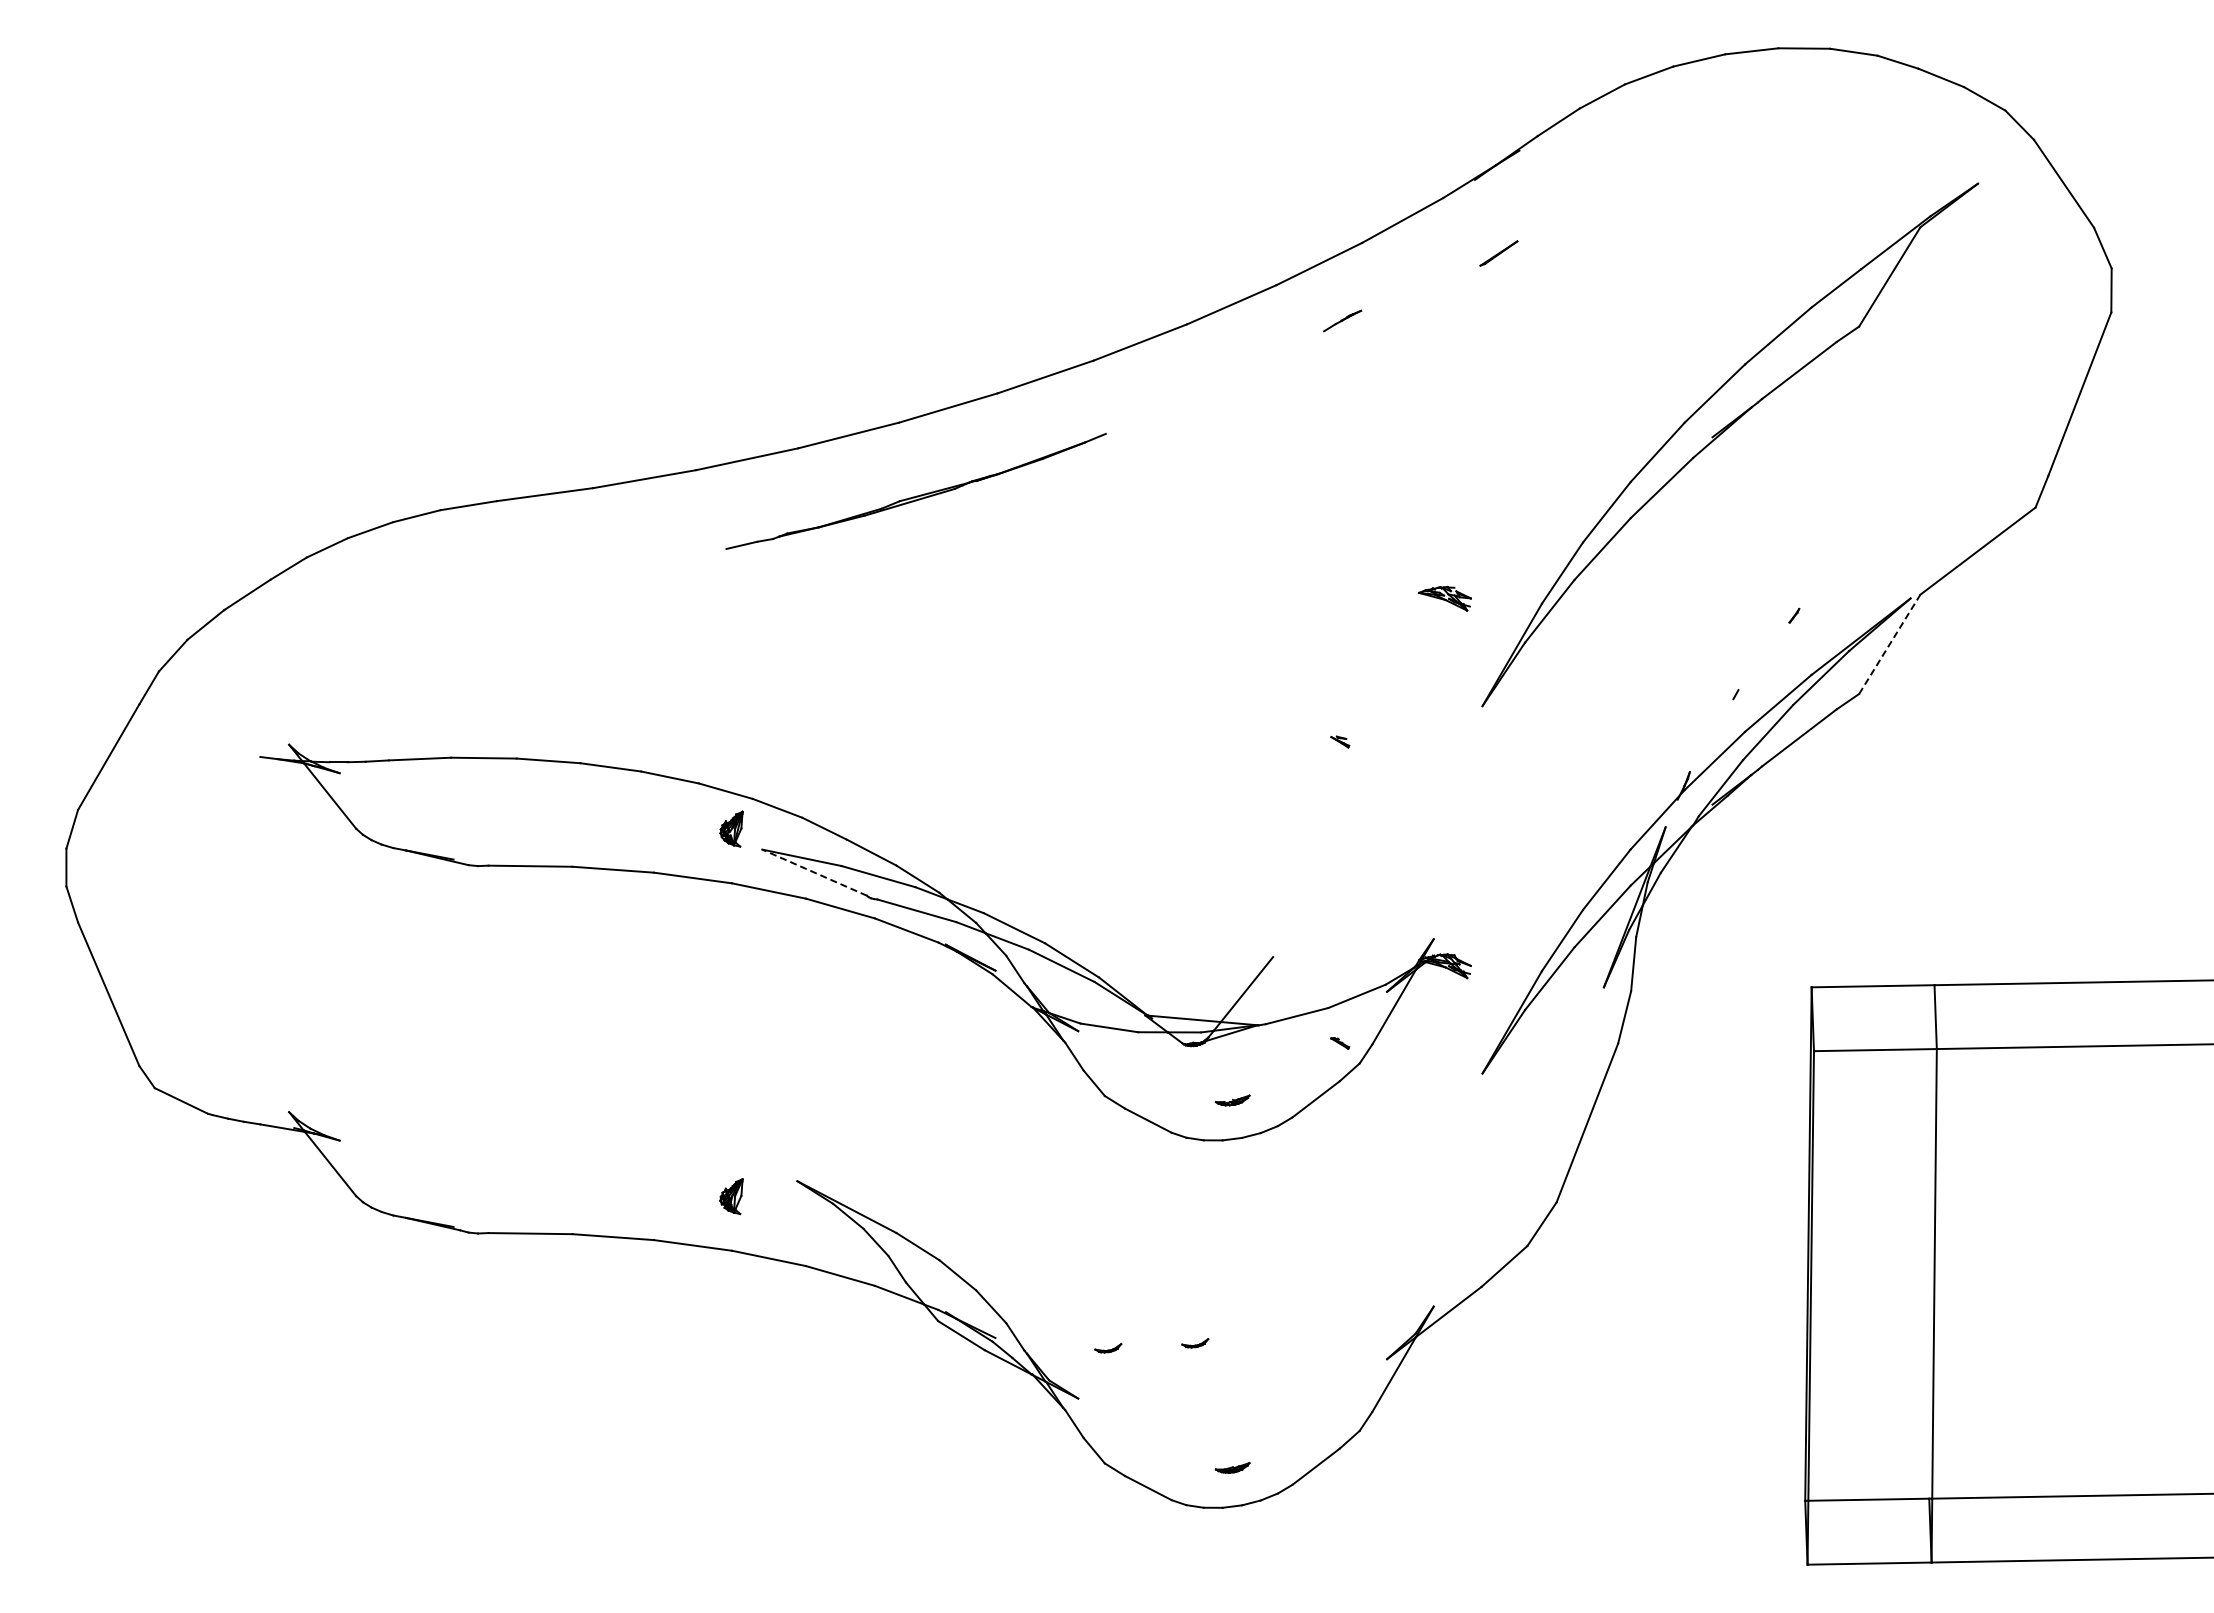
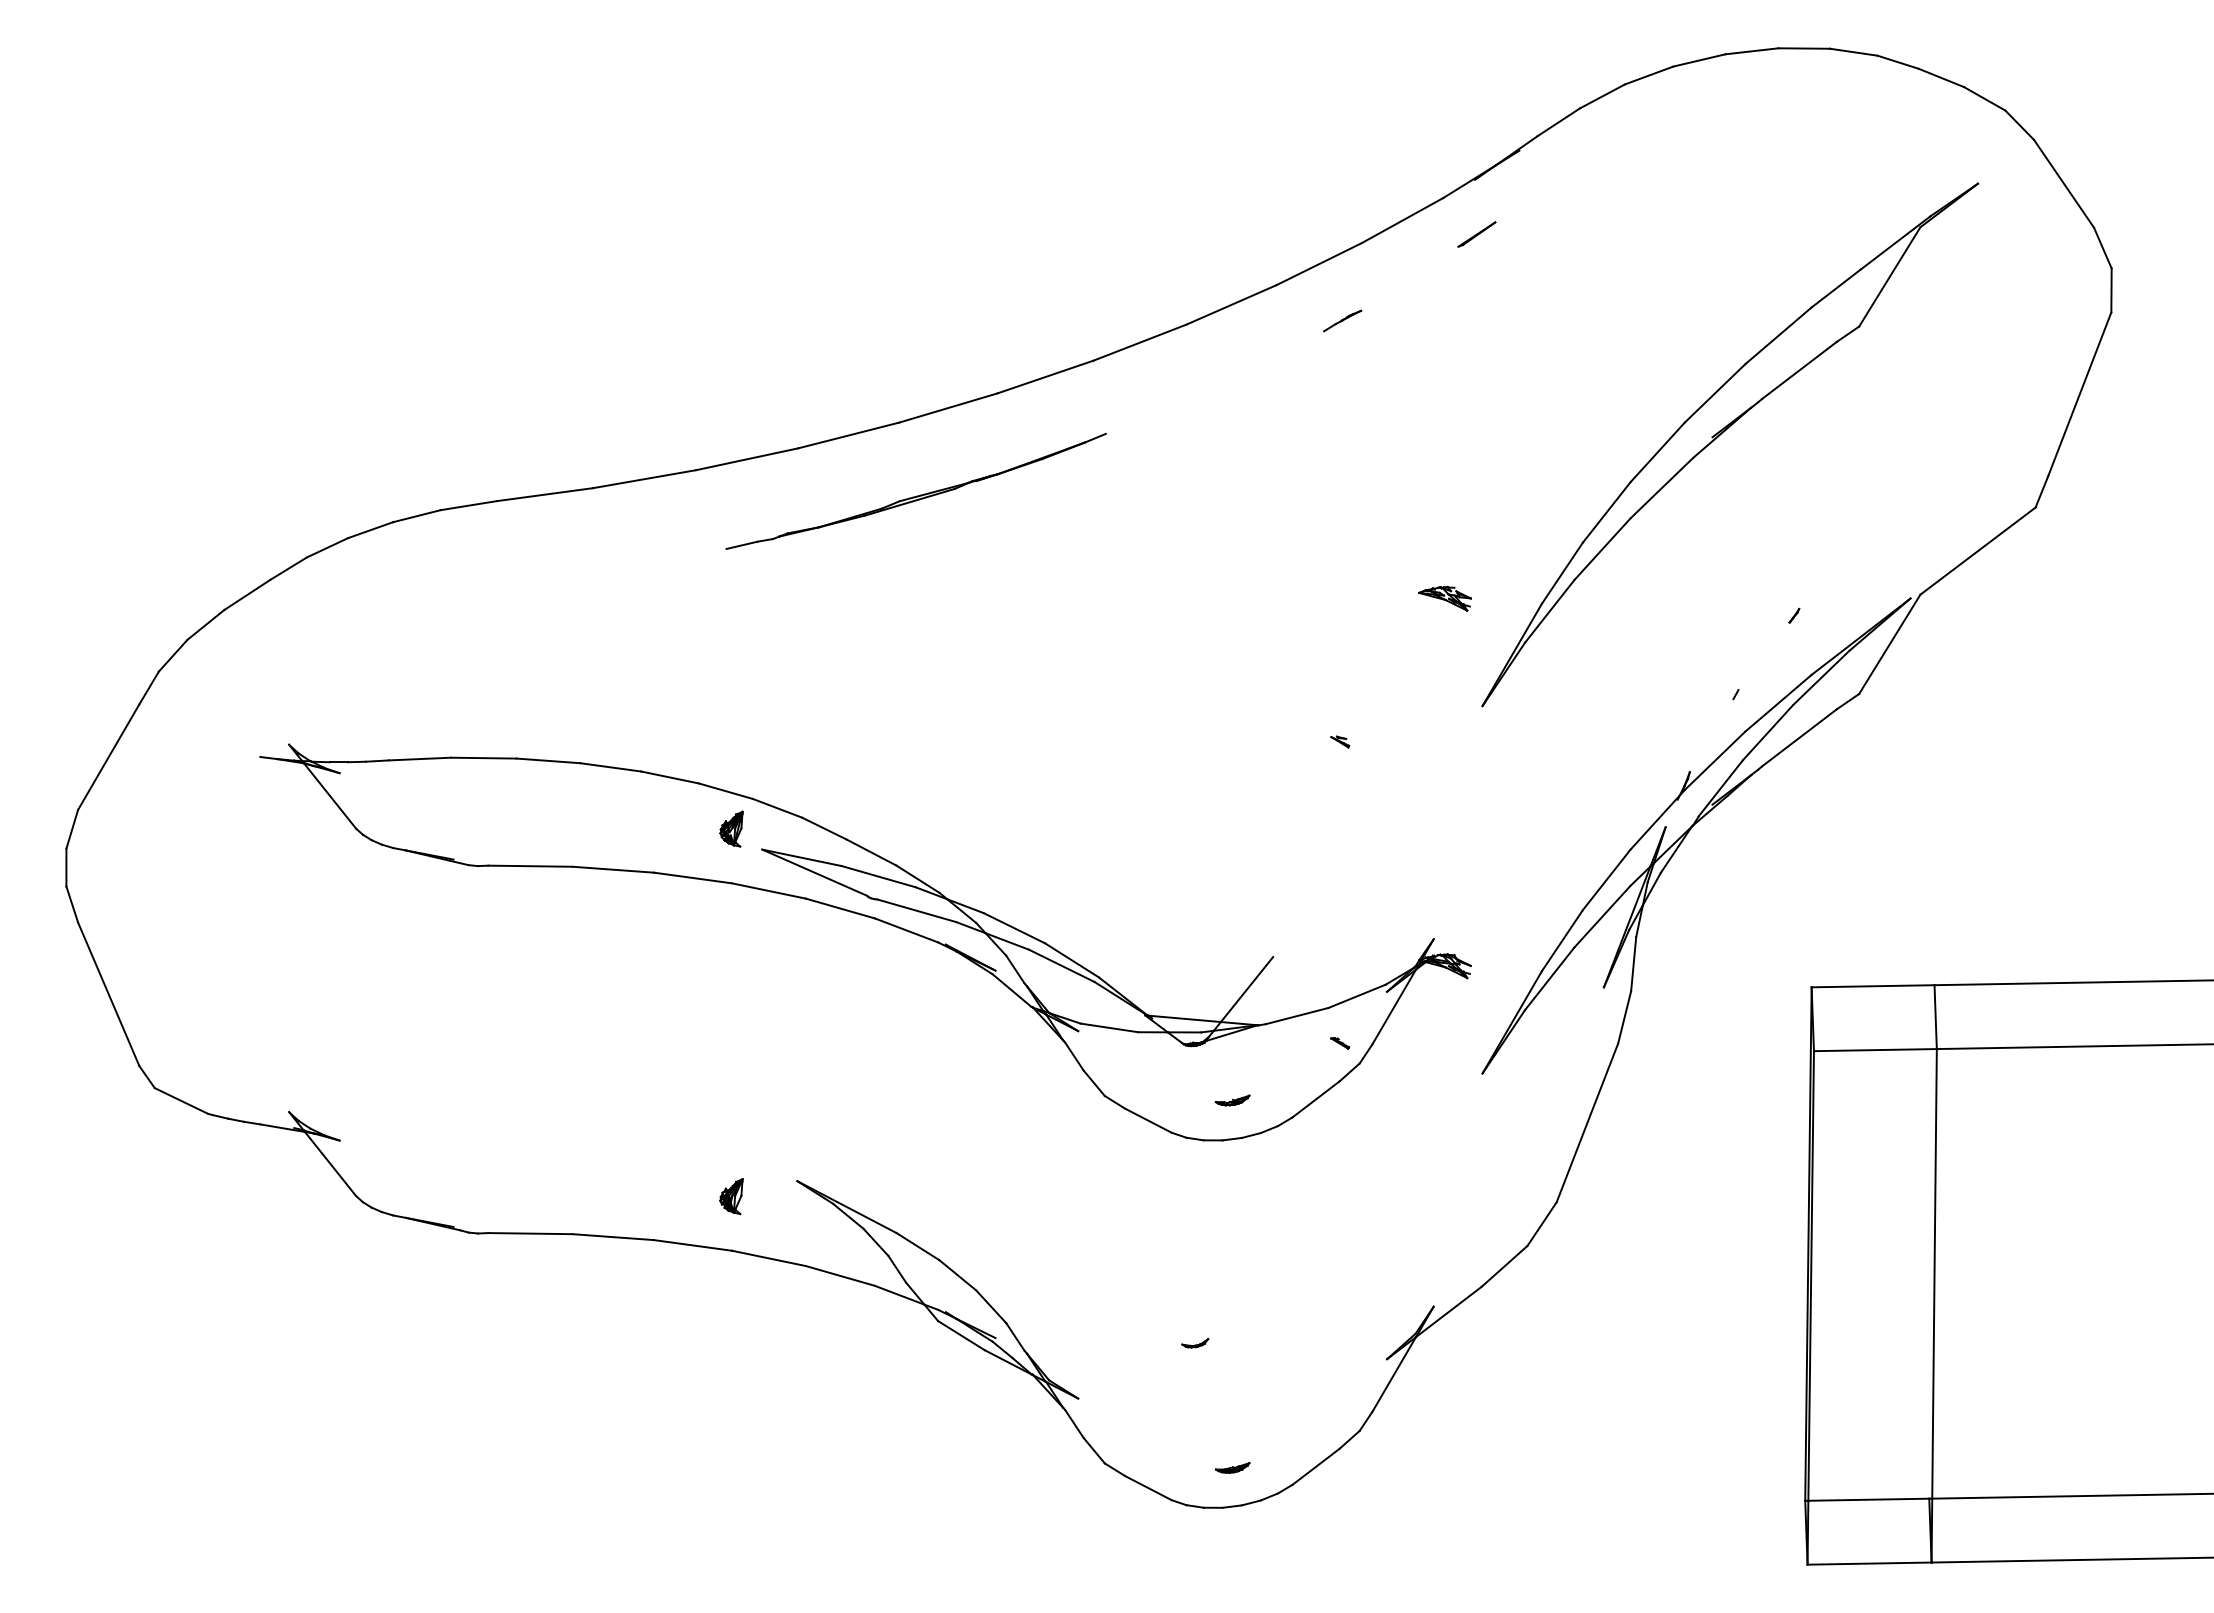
line position: (1498, 253) -> (1476, 234) (1476, 234)
line: dashed -> solid (1890, 643)
line: dashed -> solid (814, 872)
part: present -> none (1108, 1348)
